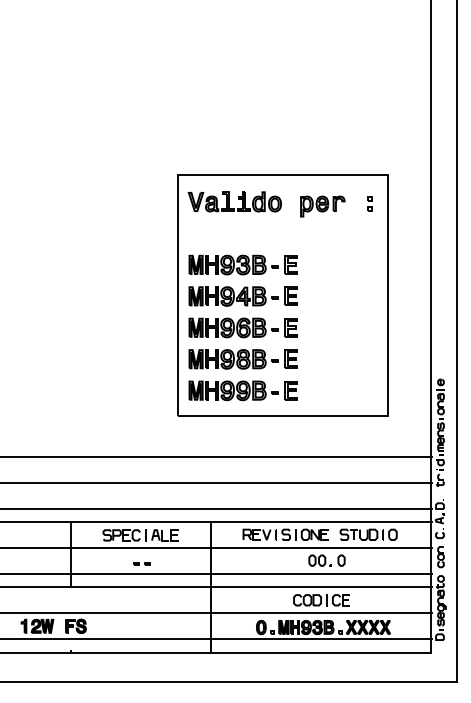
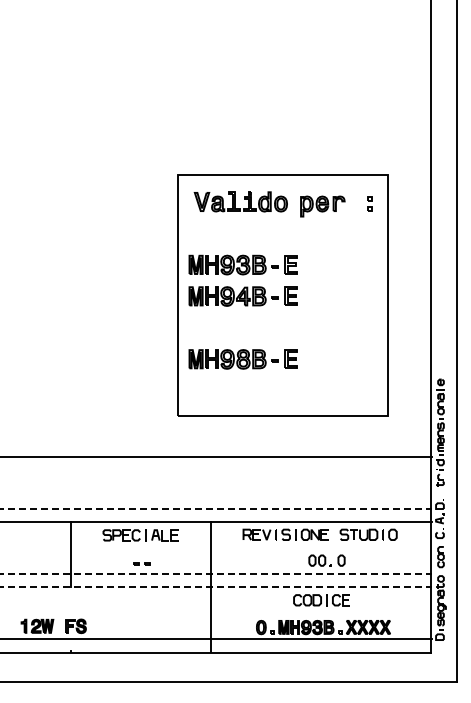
part position: (234, 201) -> (240, 201) (240, 201)
part: present -> none (242, 327)
part: present -> none (242, 390)
line: present -> none (217, 482)
line: solid -> dashed (216, 508)
line: present -> none (217, 547)
line: solid -> dashed (216, 573)
line: solid -> dashed (216, 586)
line: present -> none (217, 612)
